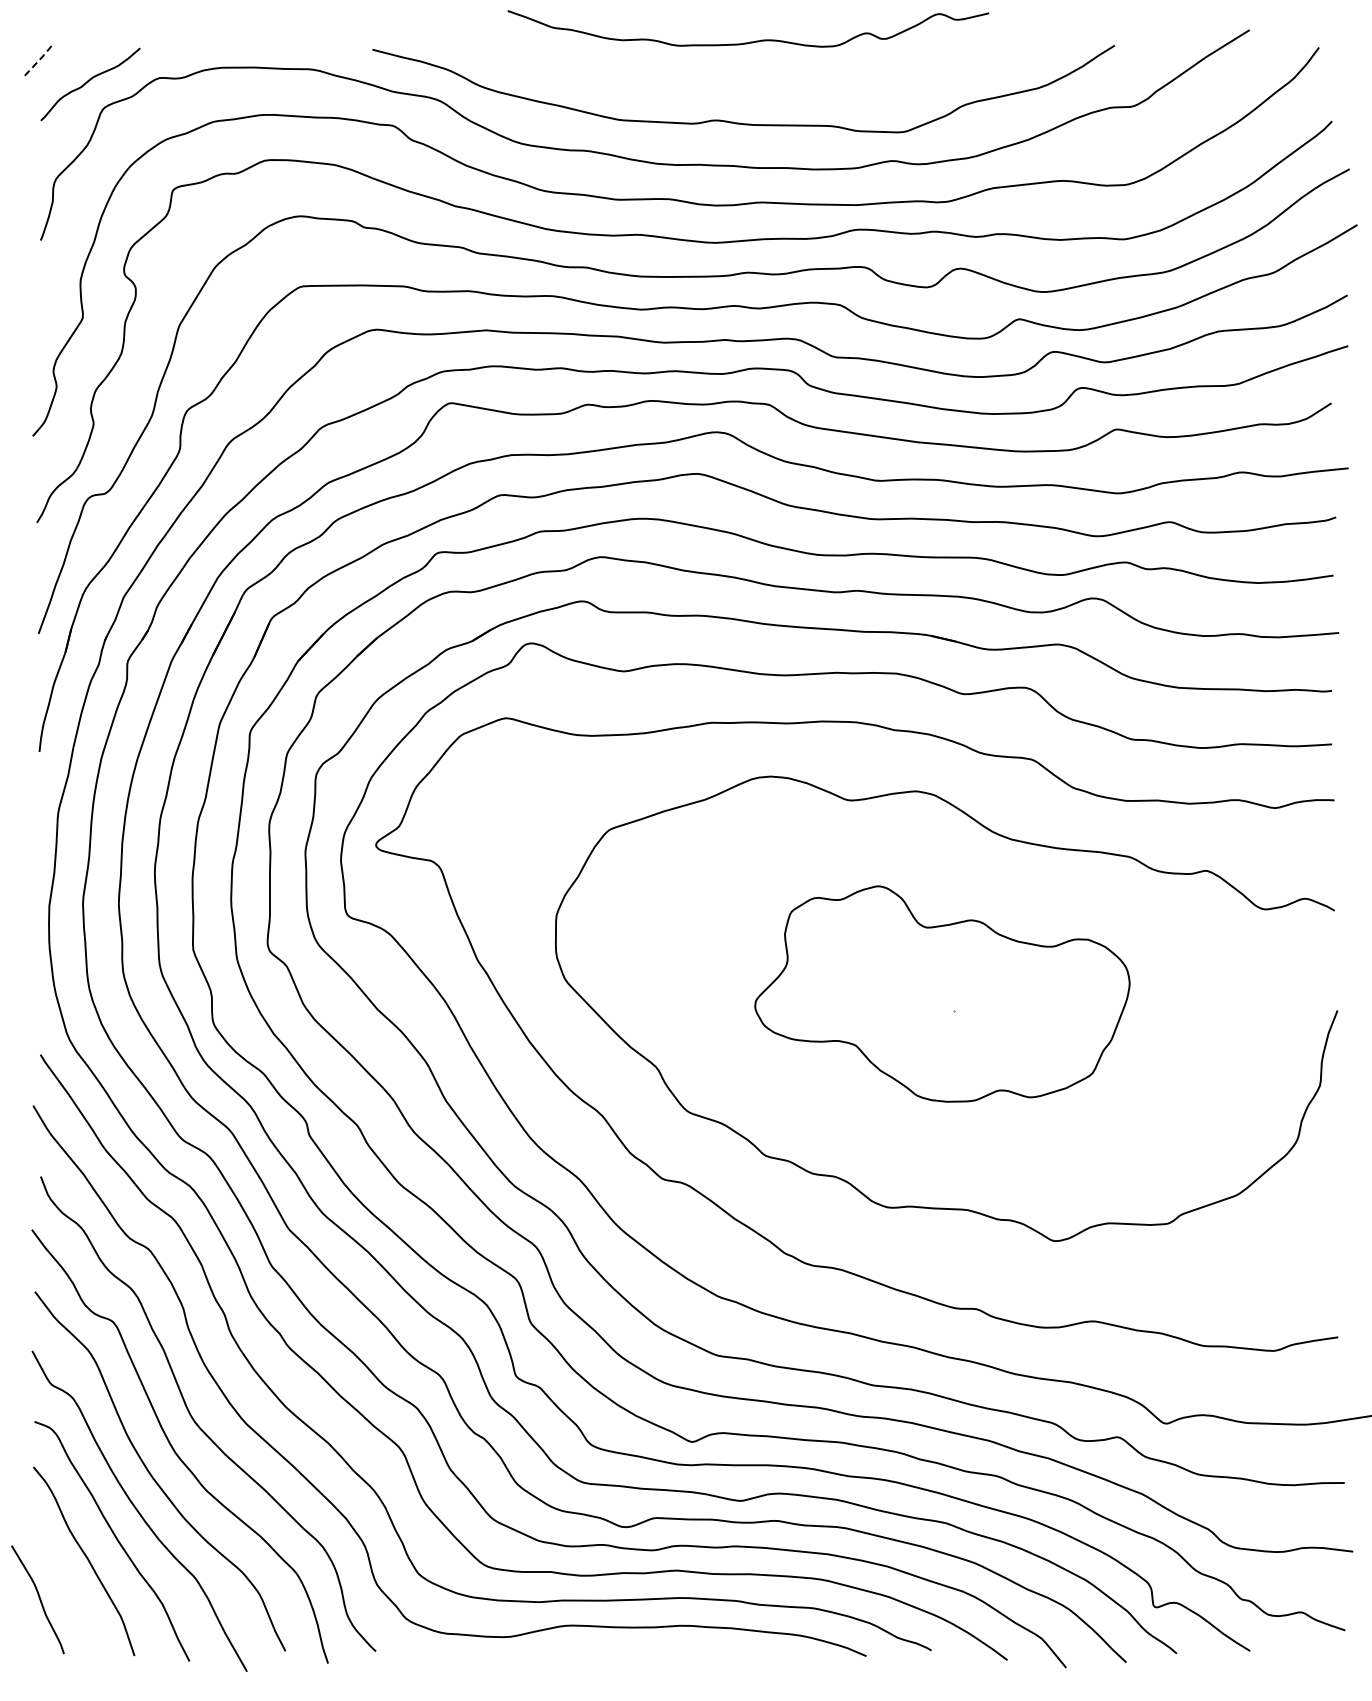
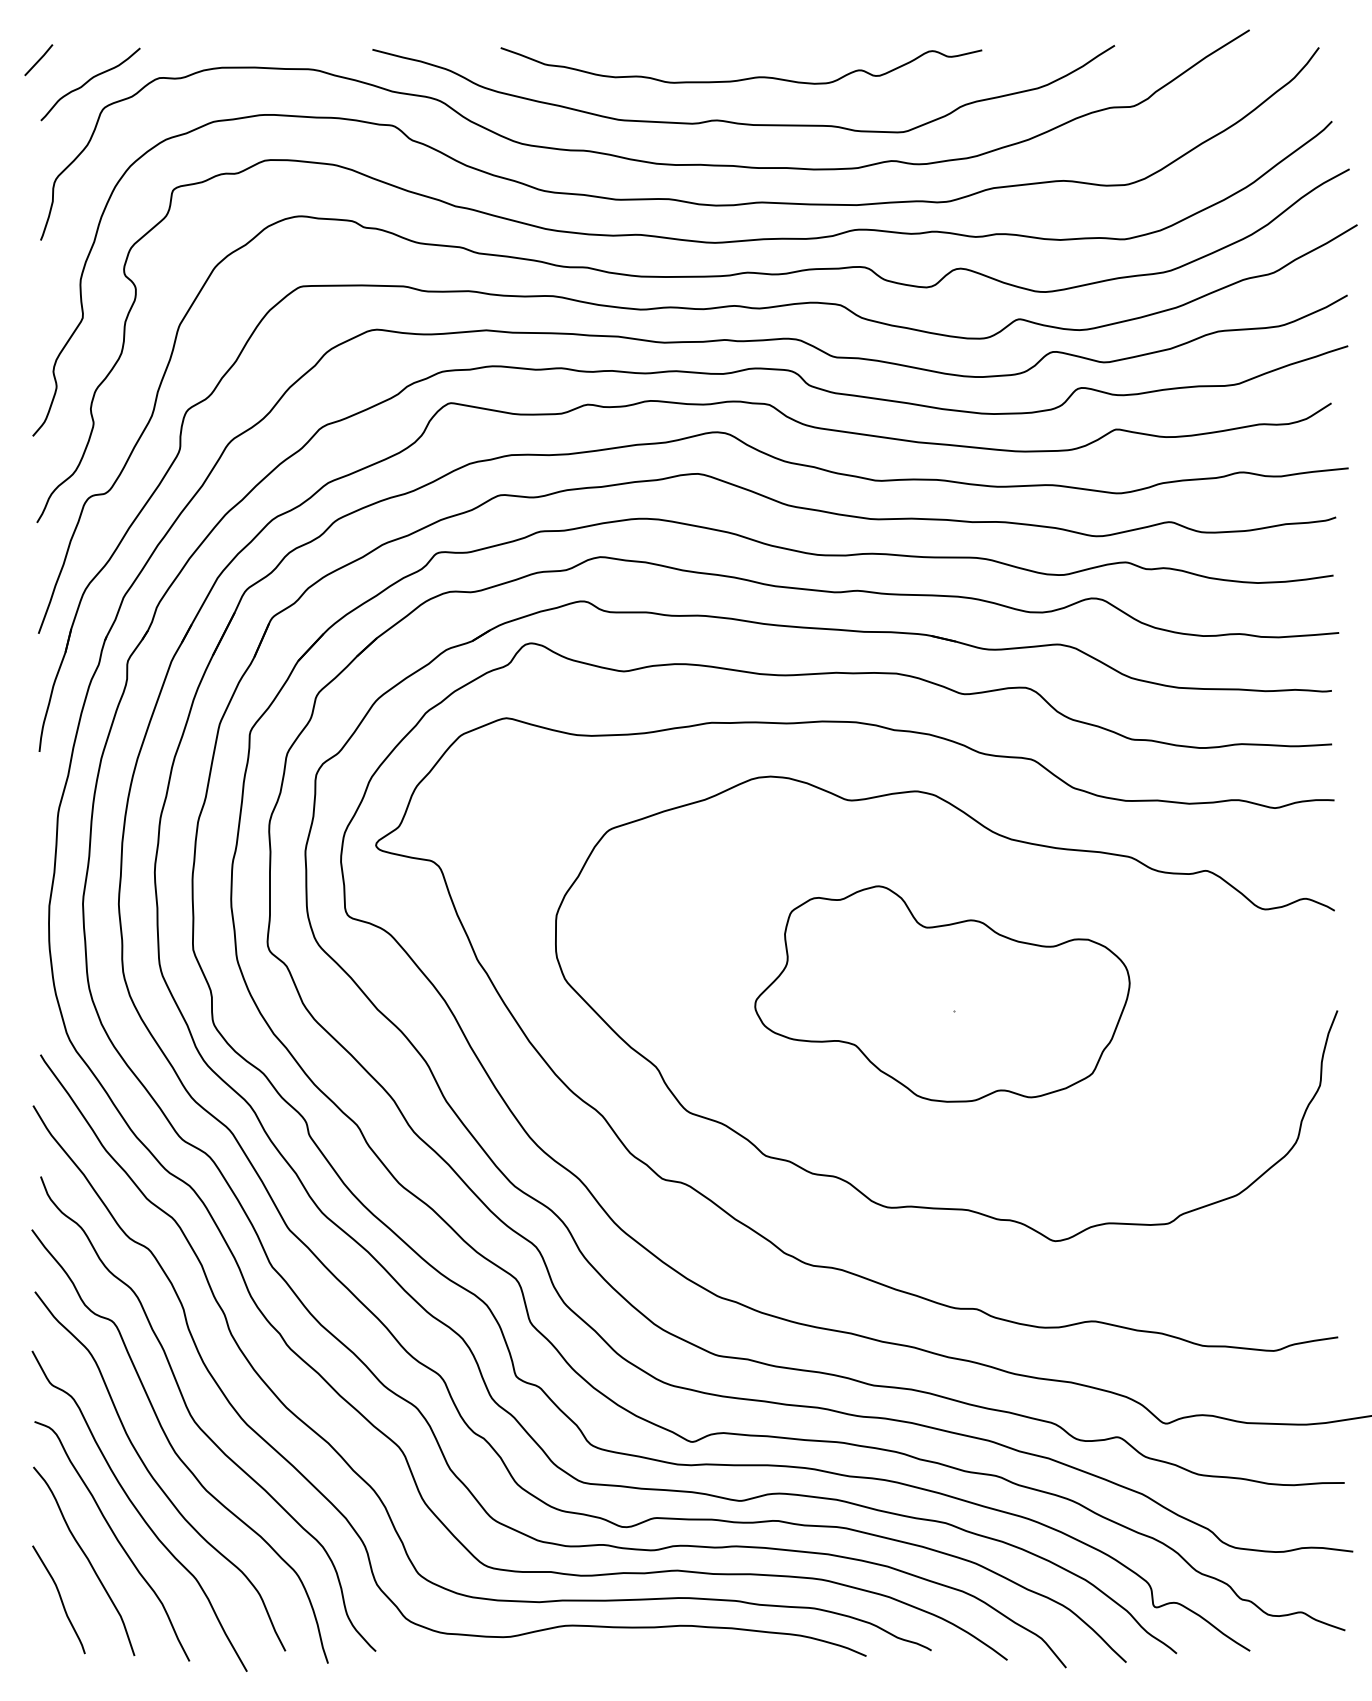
curve position: (750, 41) -> (743, 78) (743, 78)
line: dashed -> solid (39, 60)
curve position: (39, 1599) -> (60, 1599) (60, 1599)
